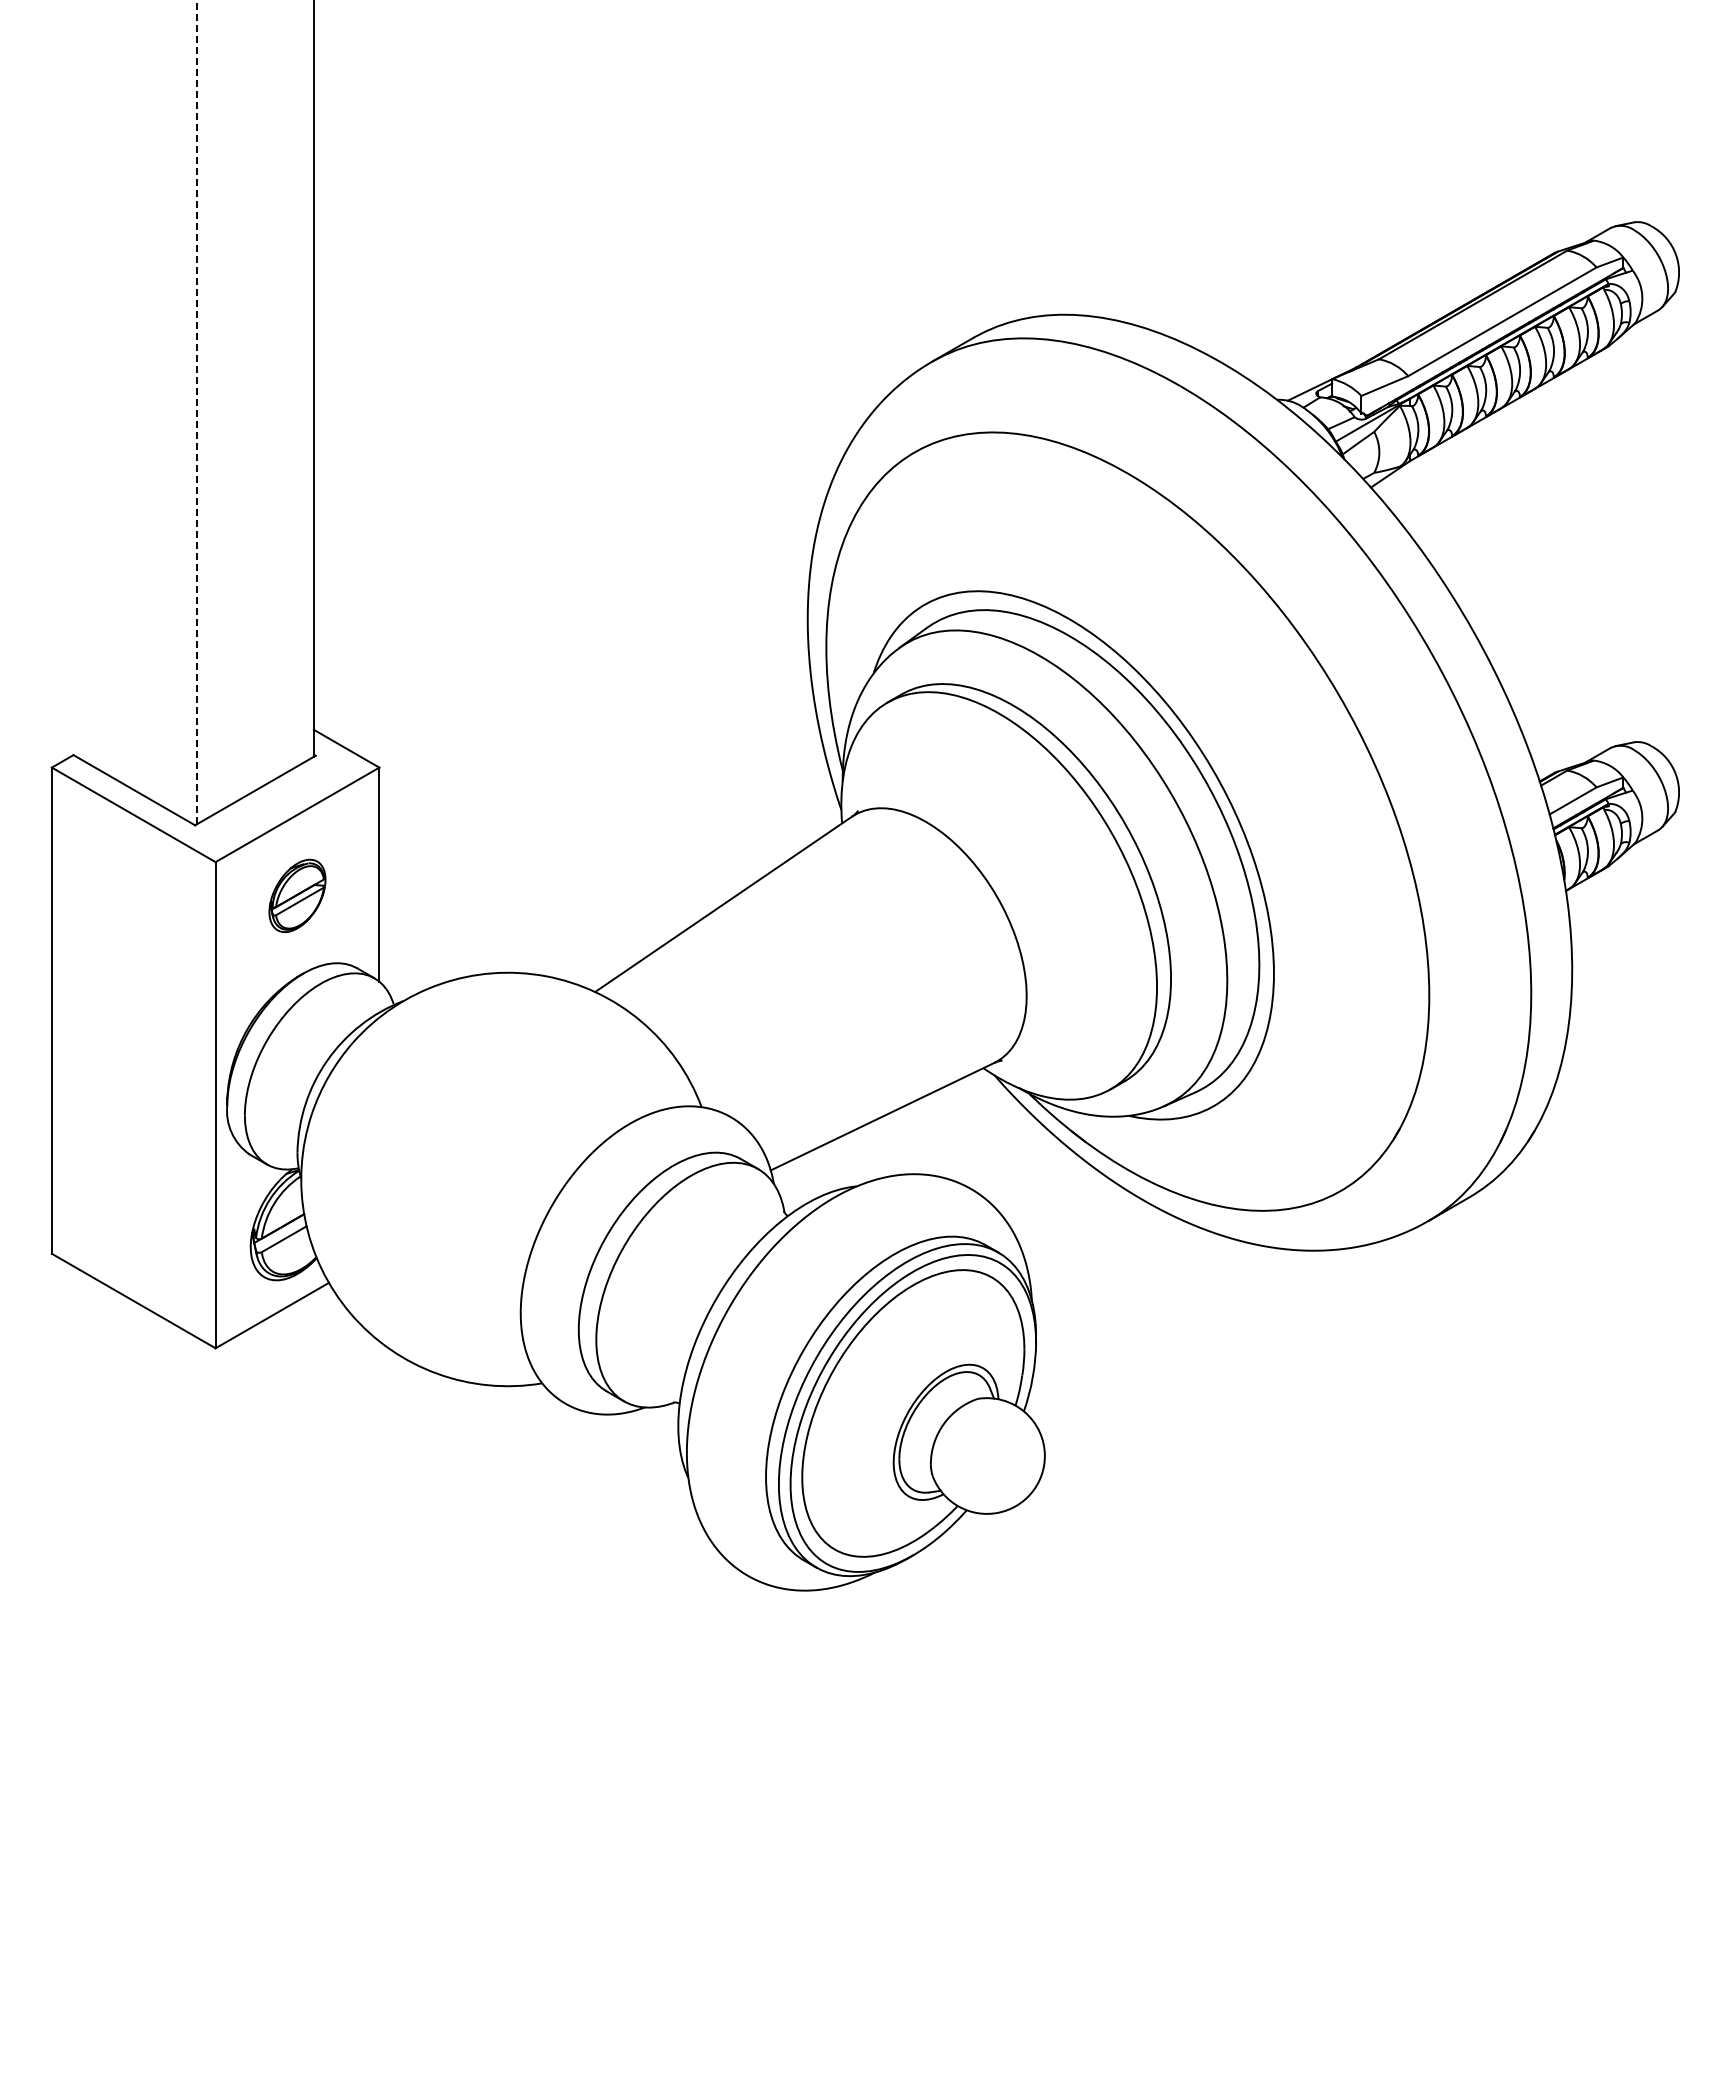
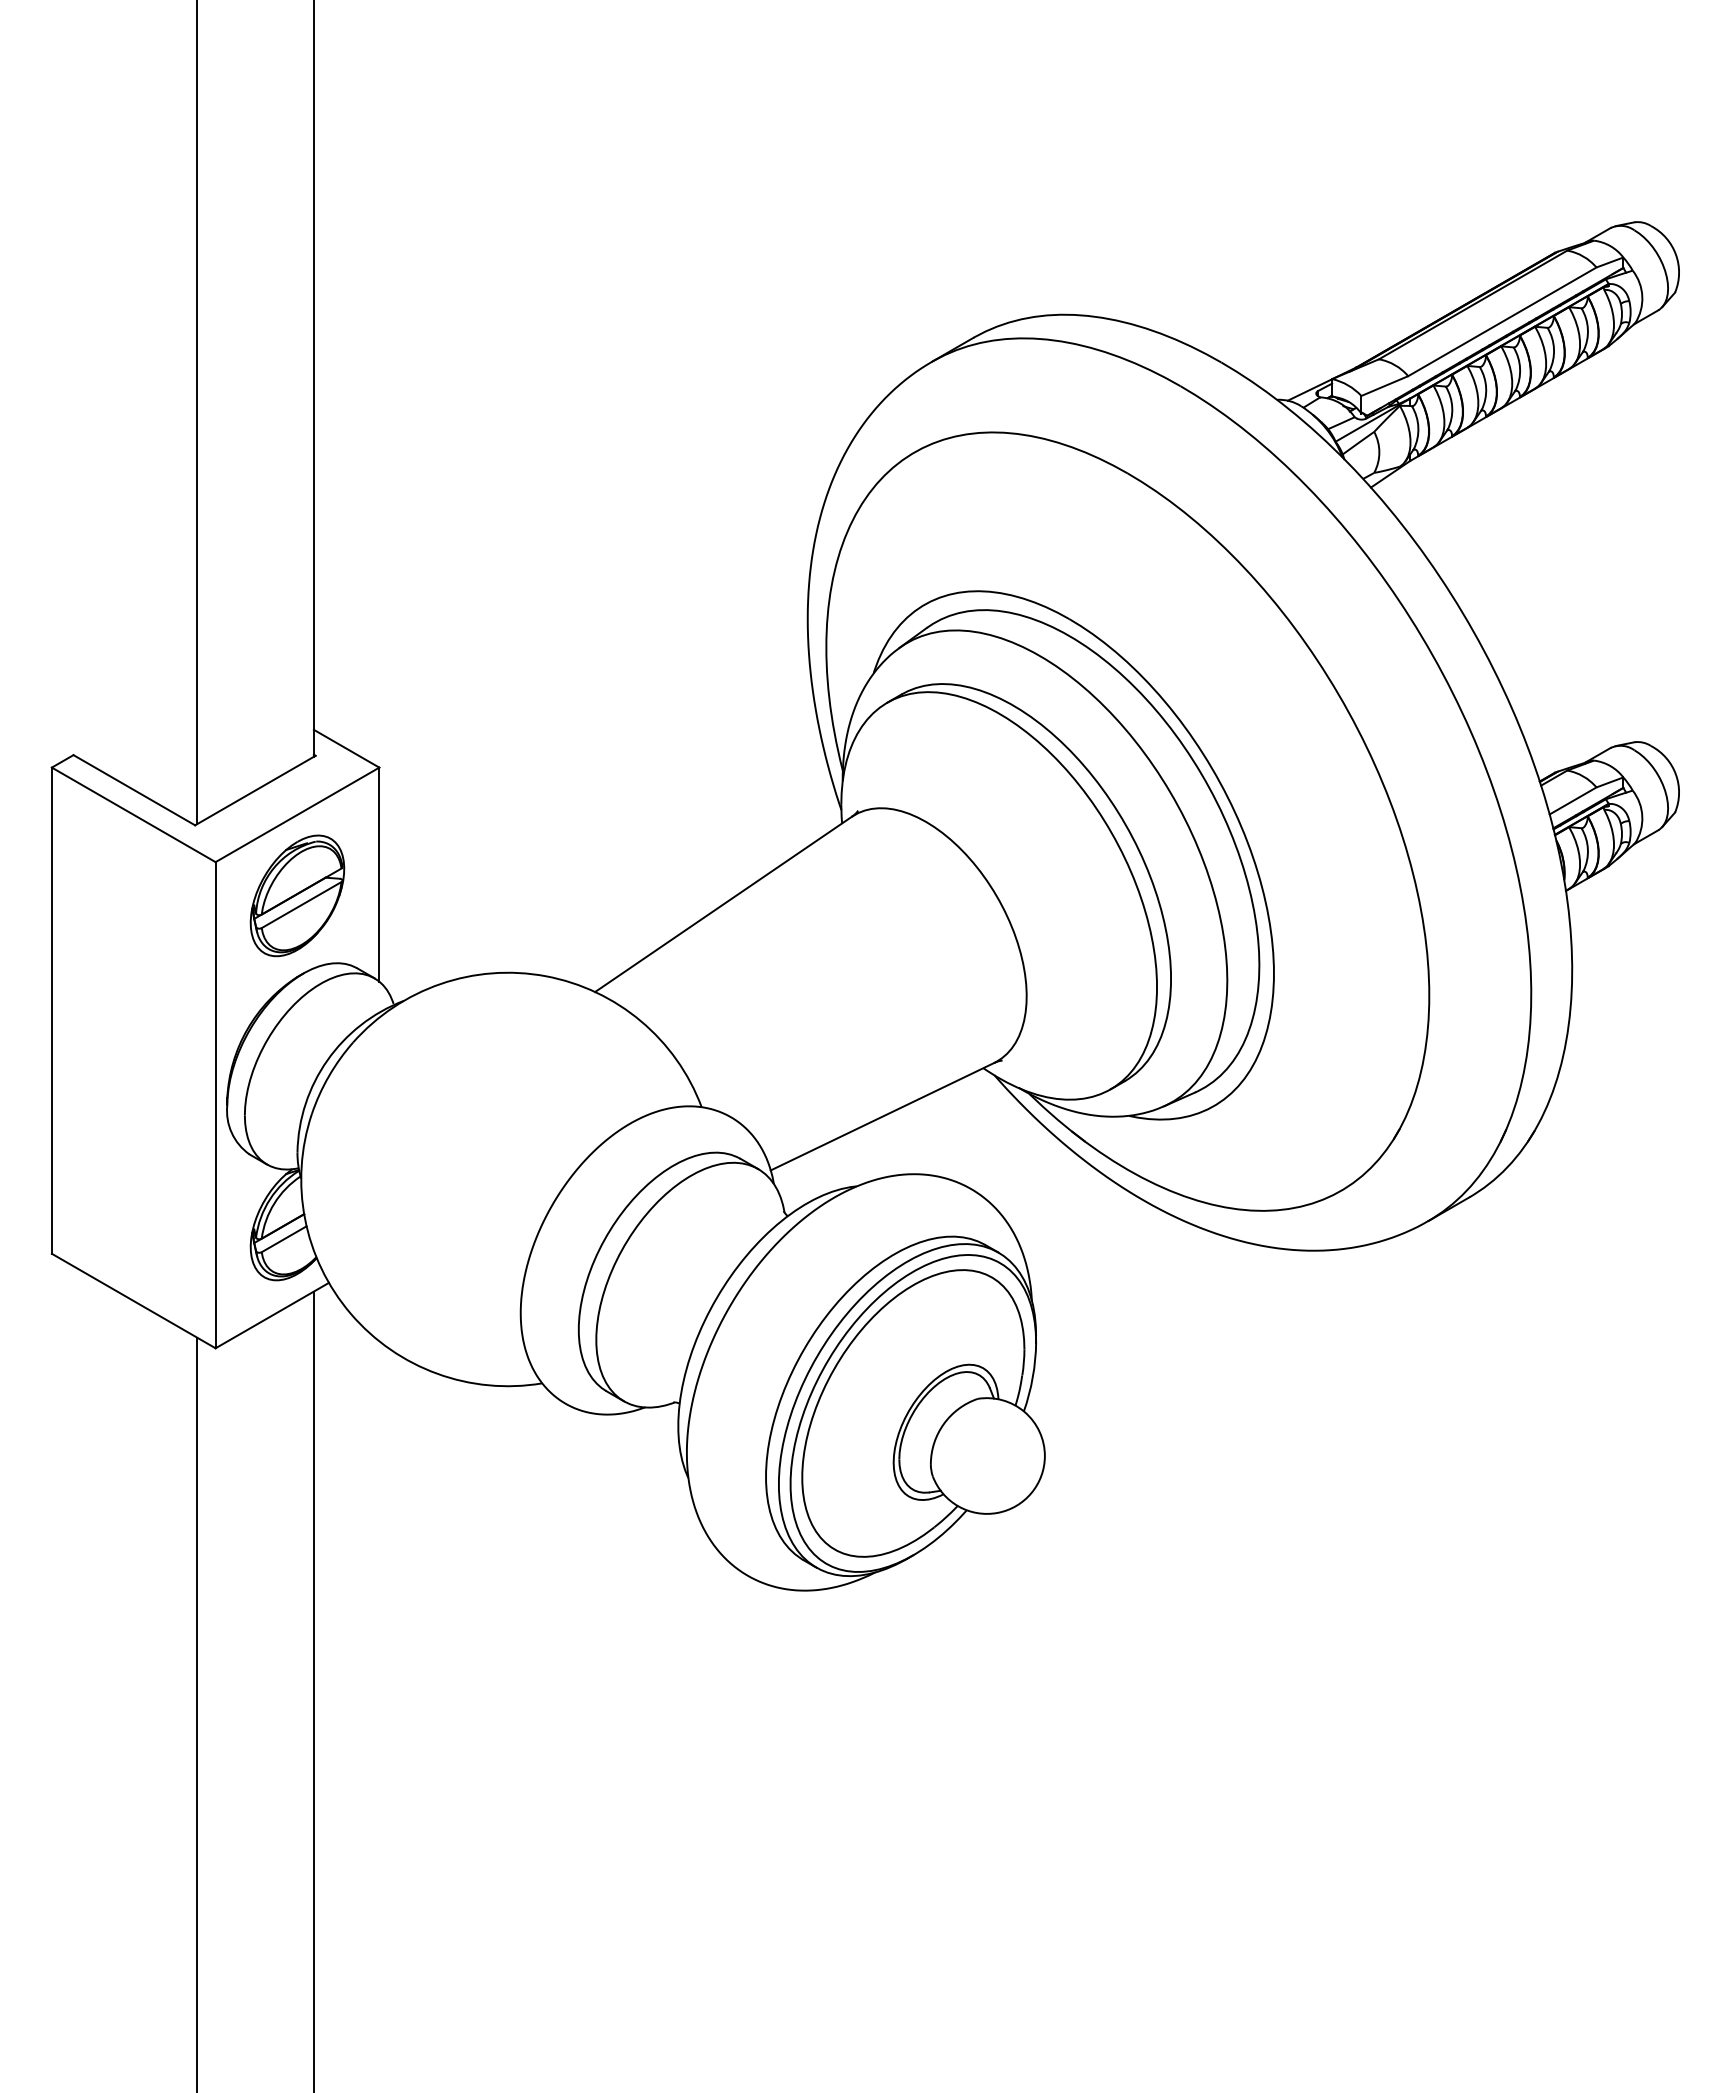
line: dashed -> solid (196, 412)
part size: 59x75 px -> 97x124 px (297, 895)
line: none -> present (313, 1690)
line: none -> present (196, 1713)
